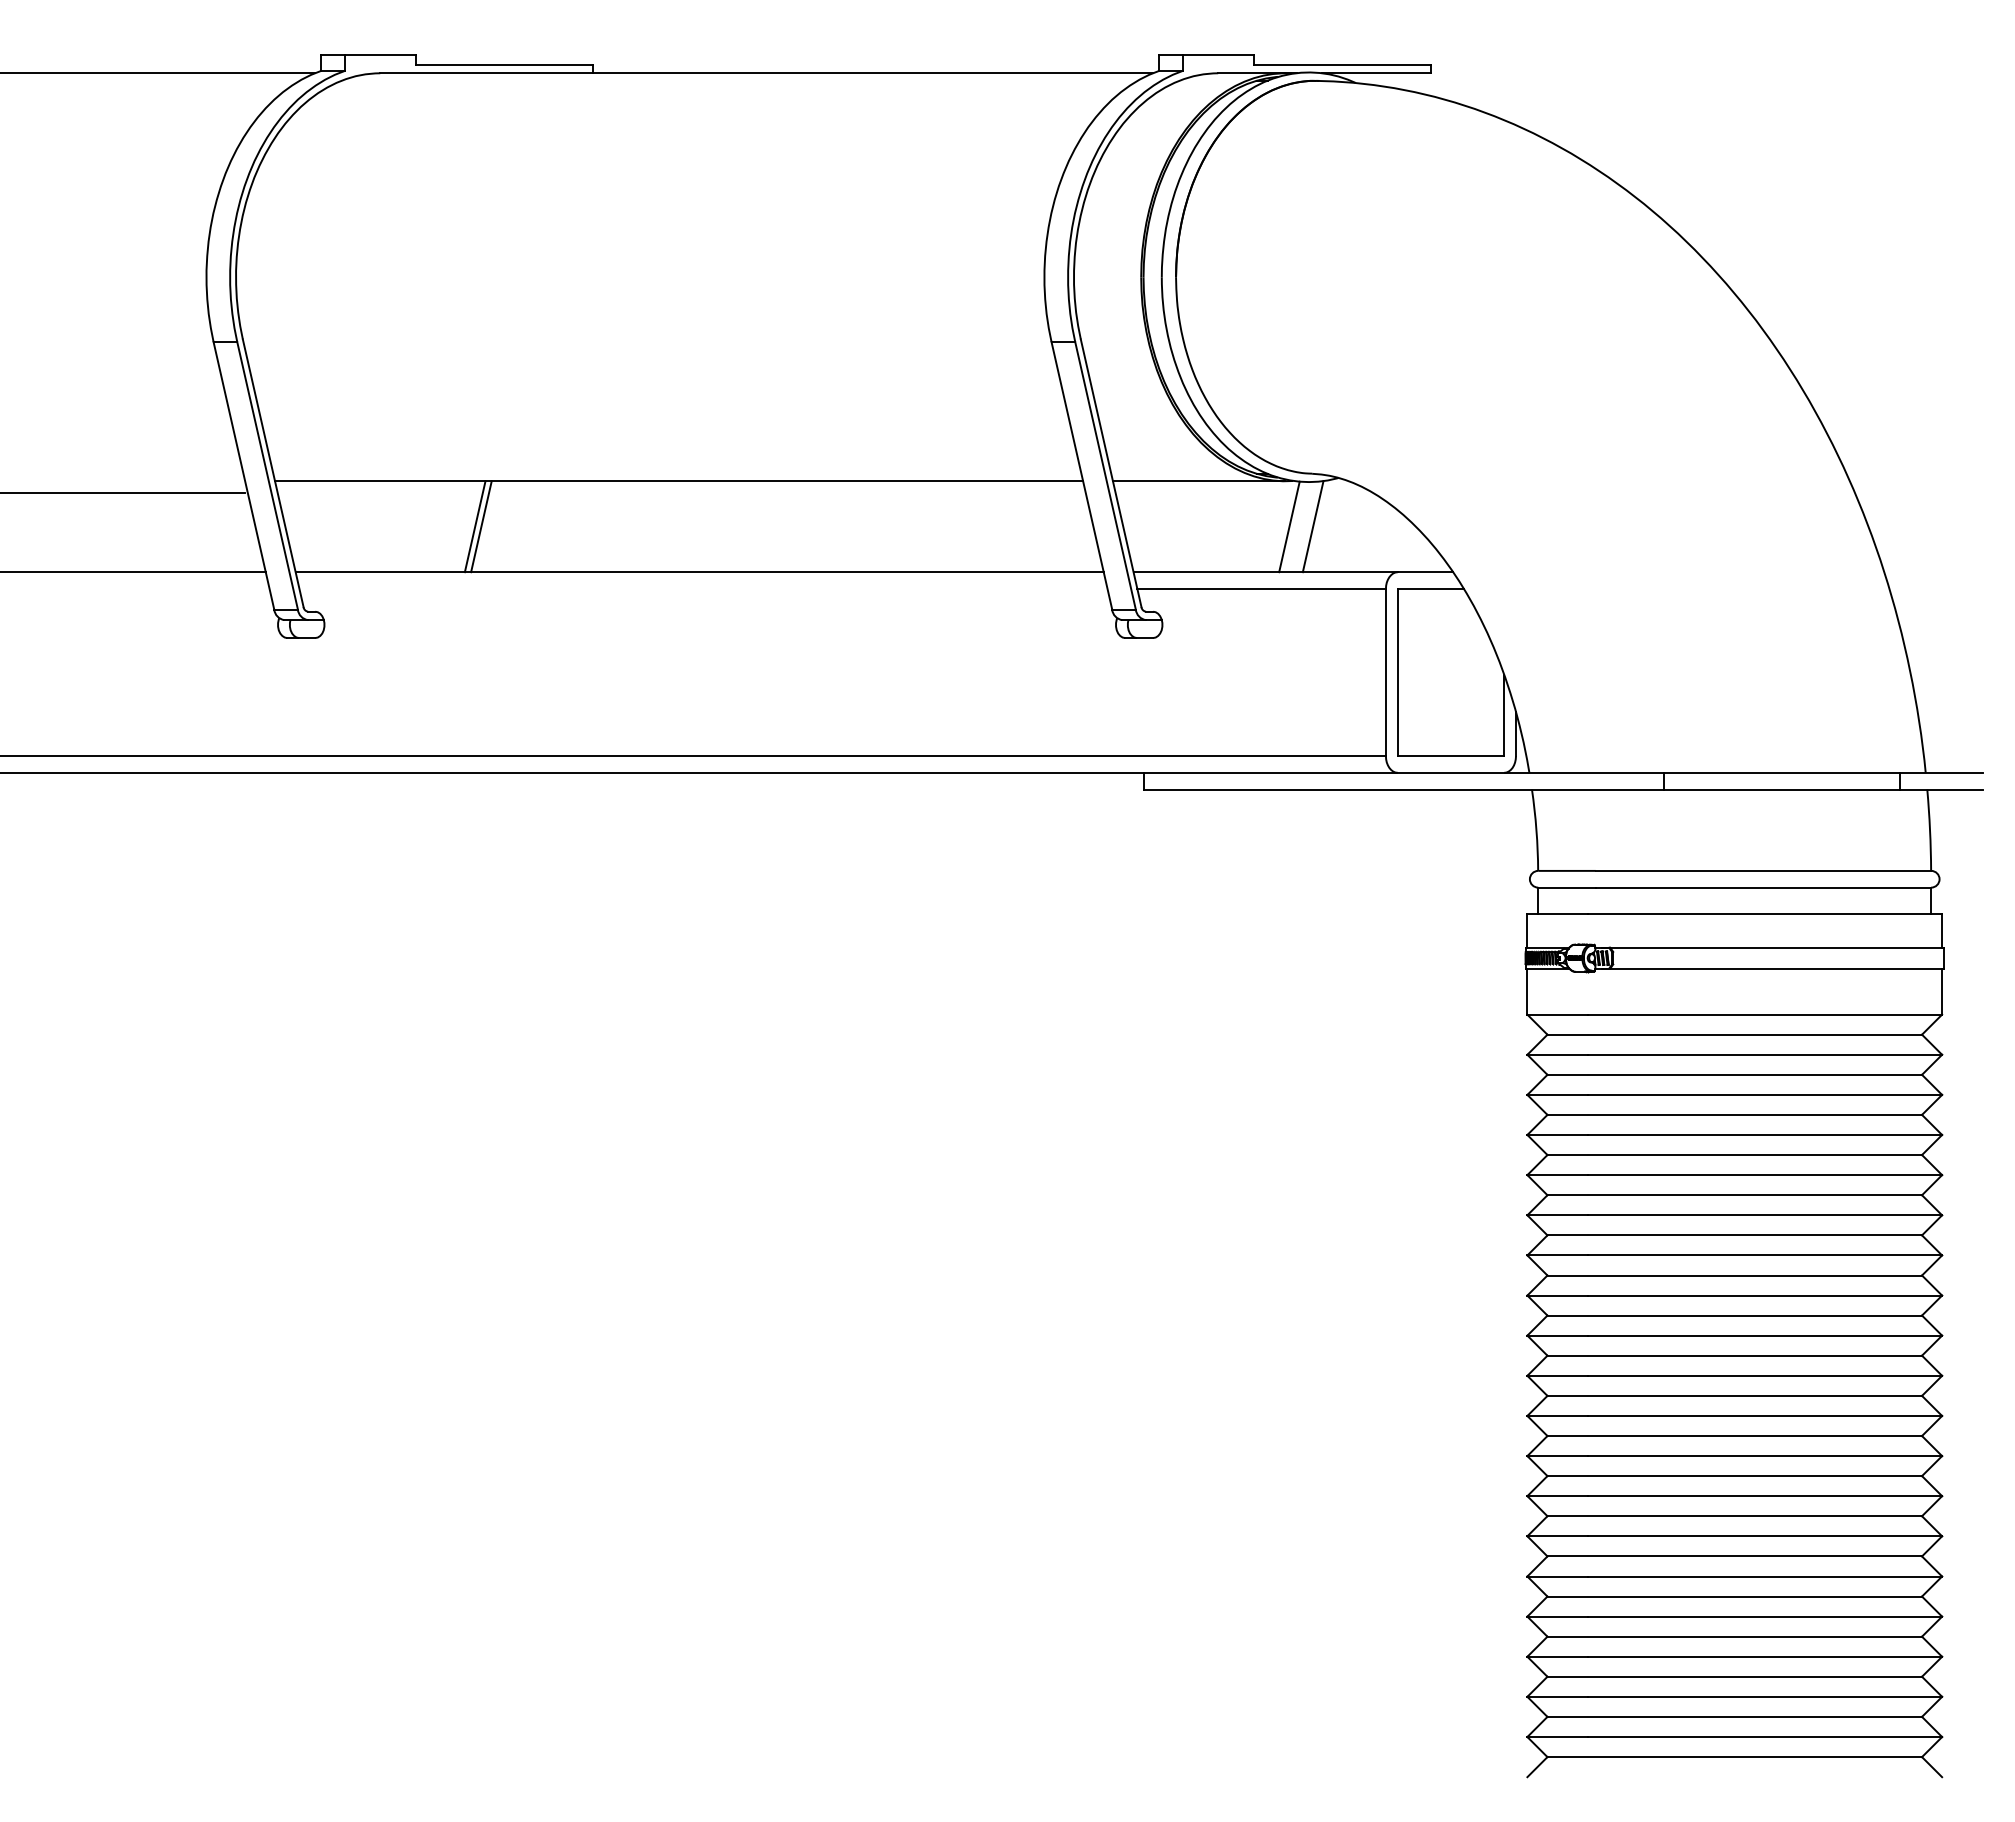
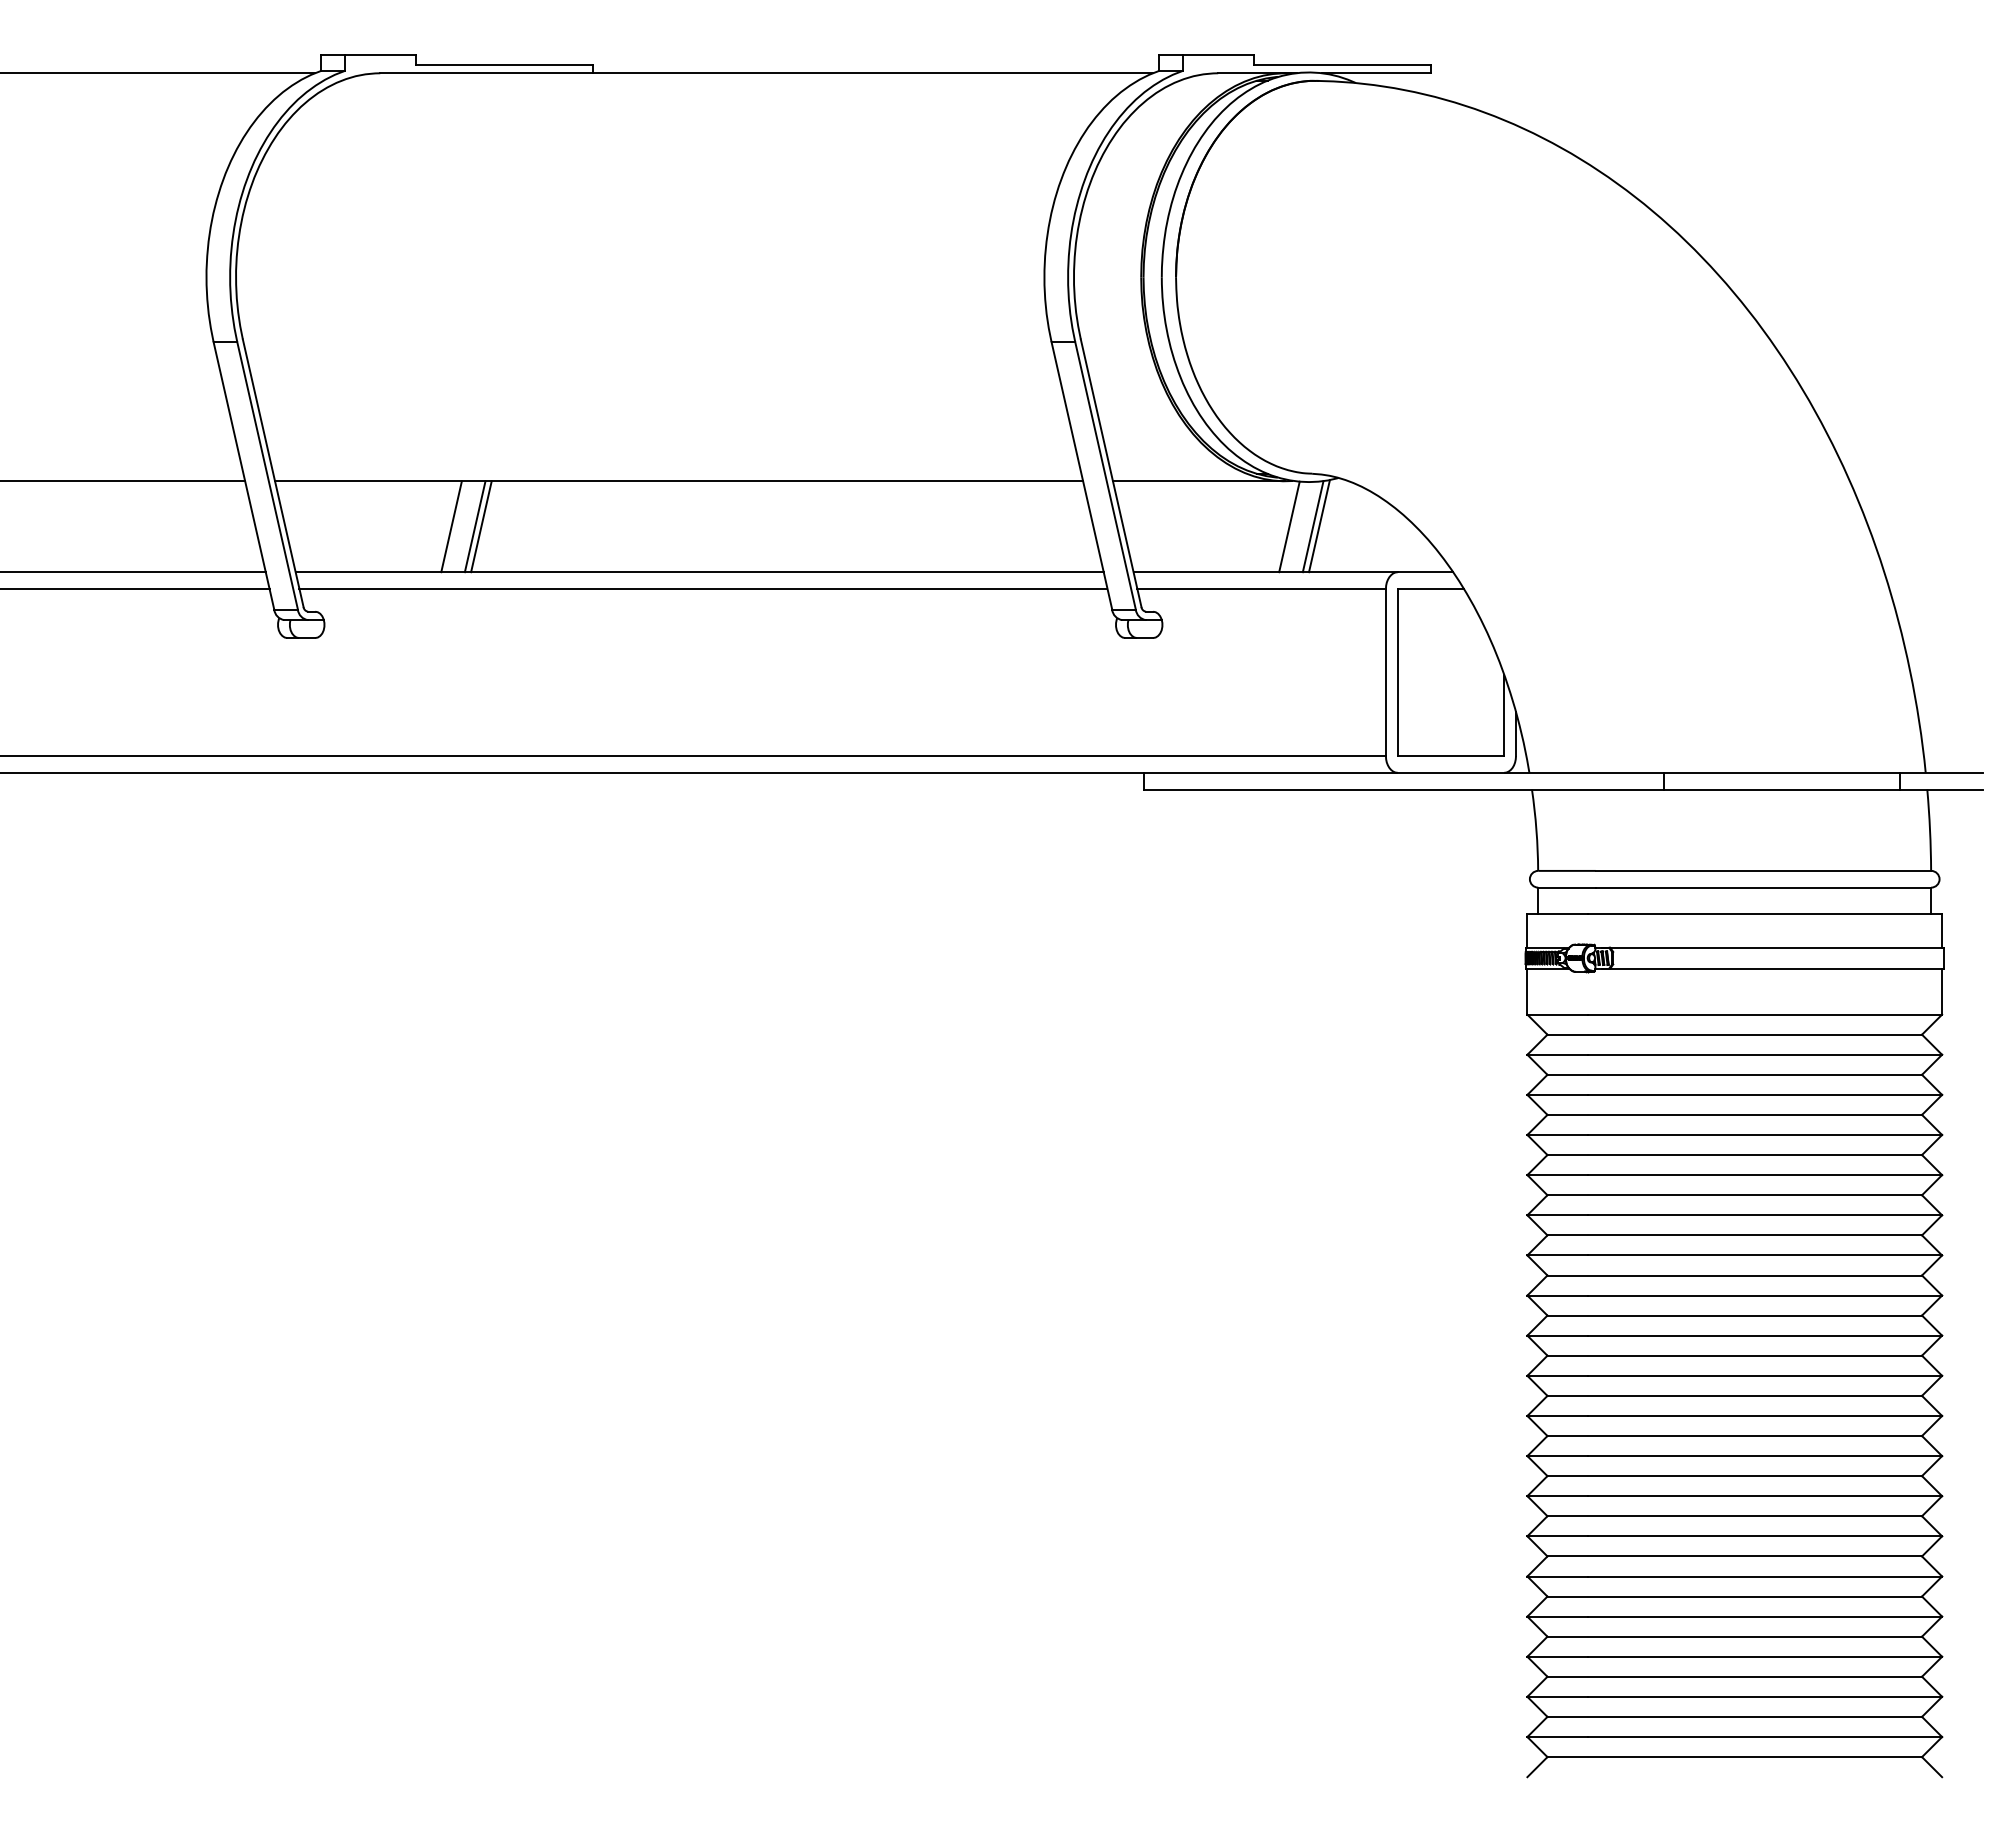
line position: (123, 493) -> (123, 481) (123, 481)
line: none -> present (451, 526)
line: none -> present (1319, 526)
line: none -> present (135, 588)
line: none -> present (703, 588)
